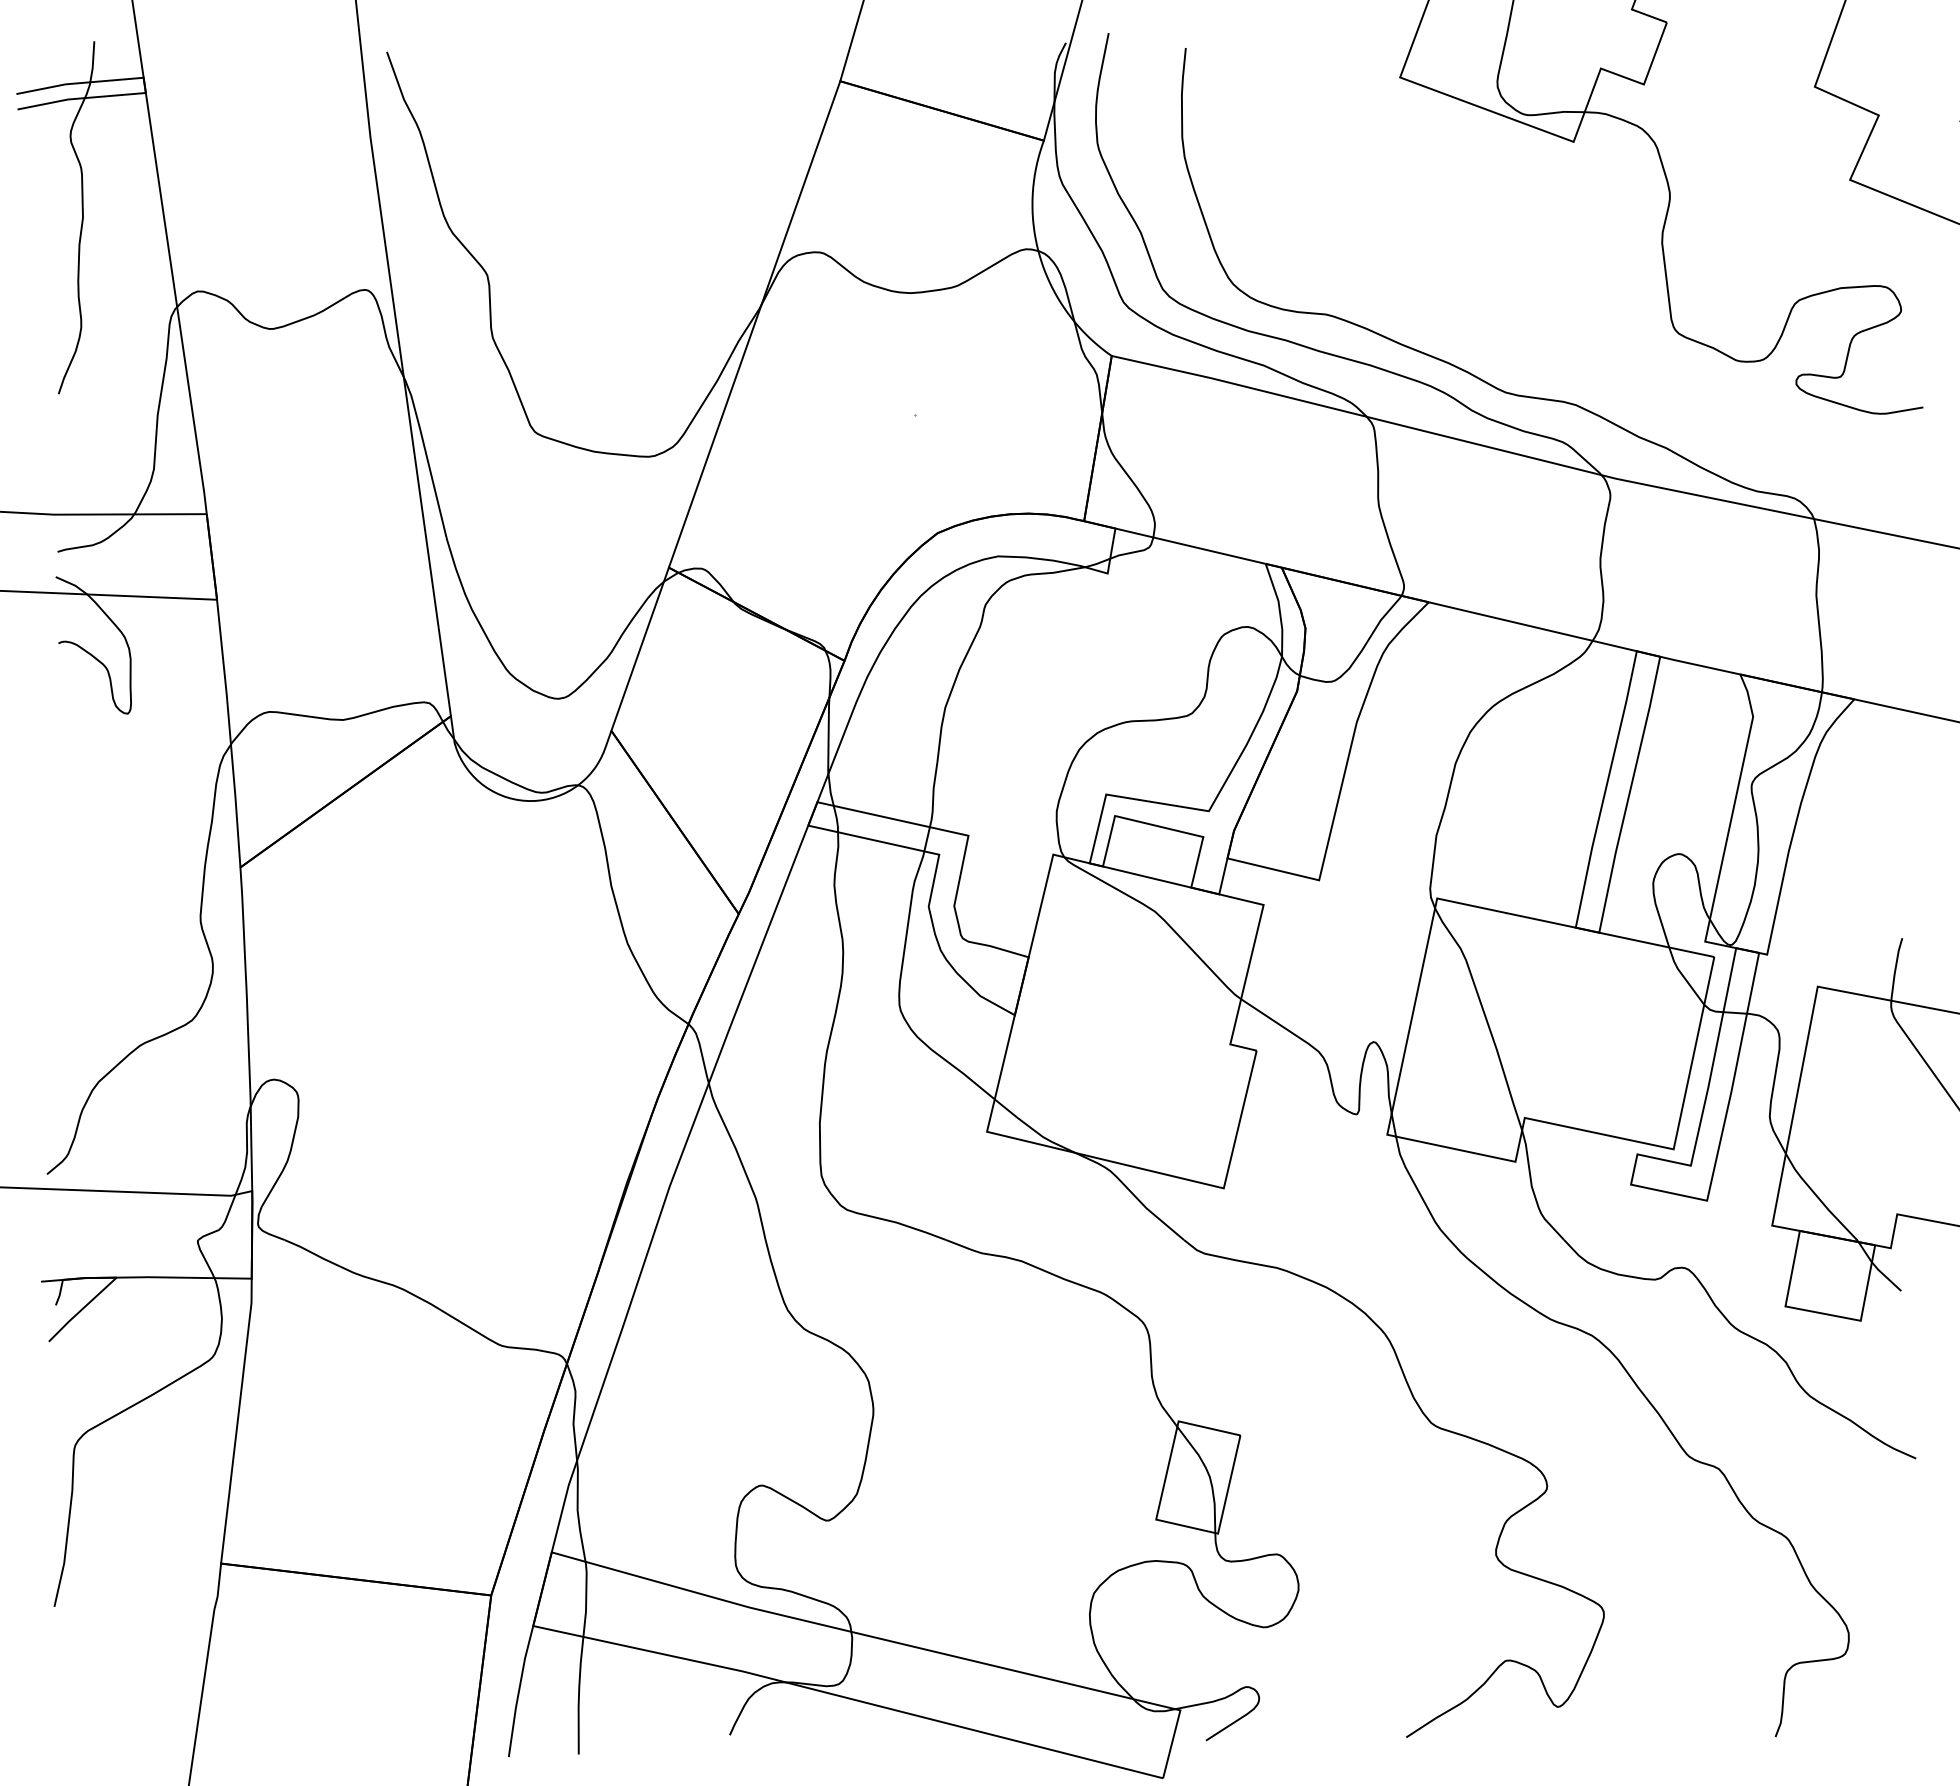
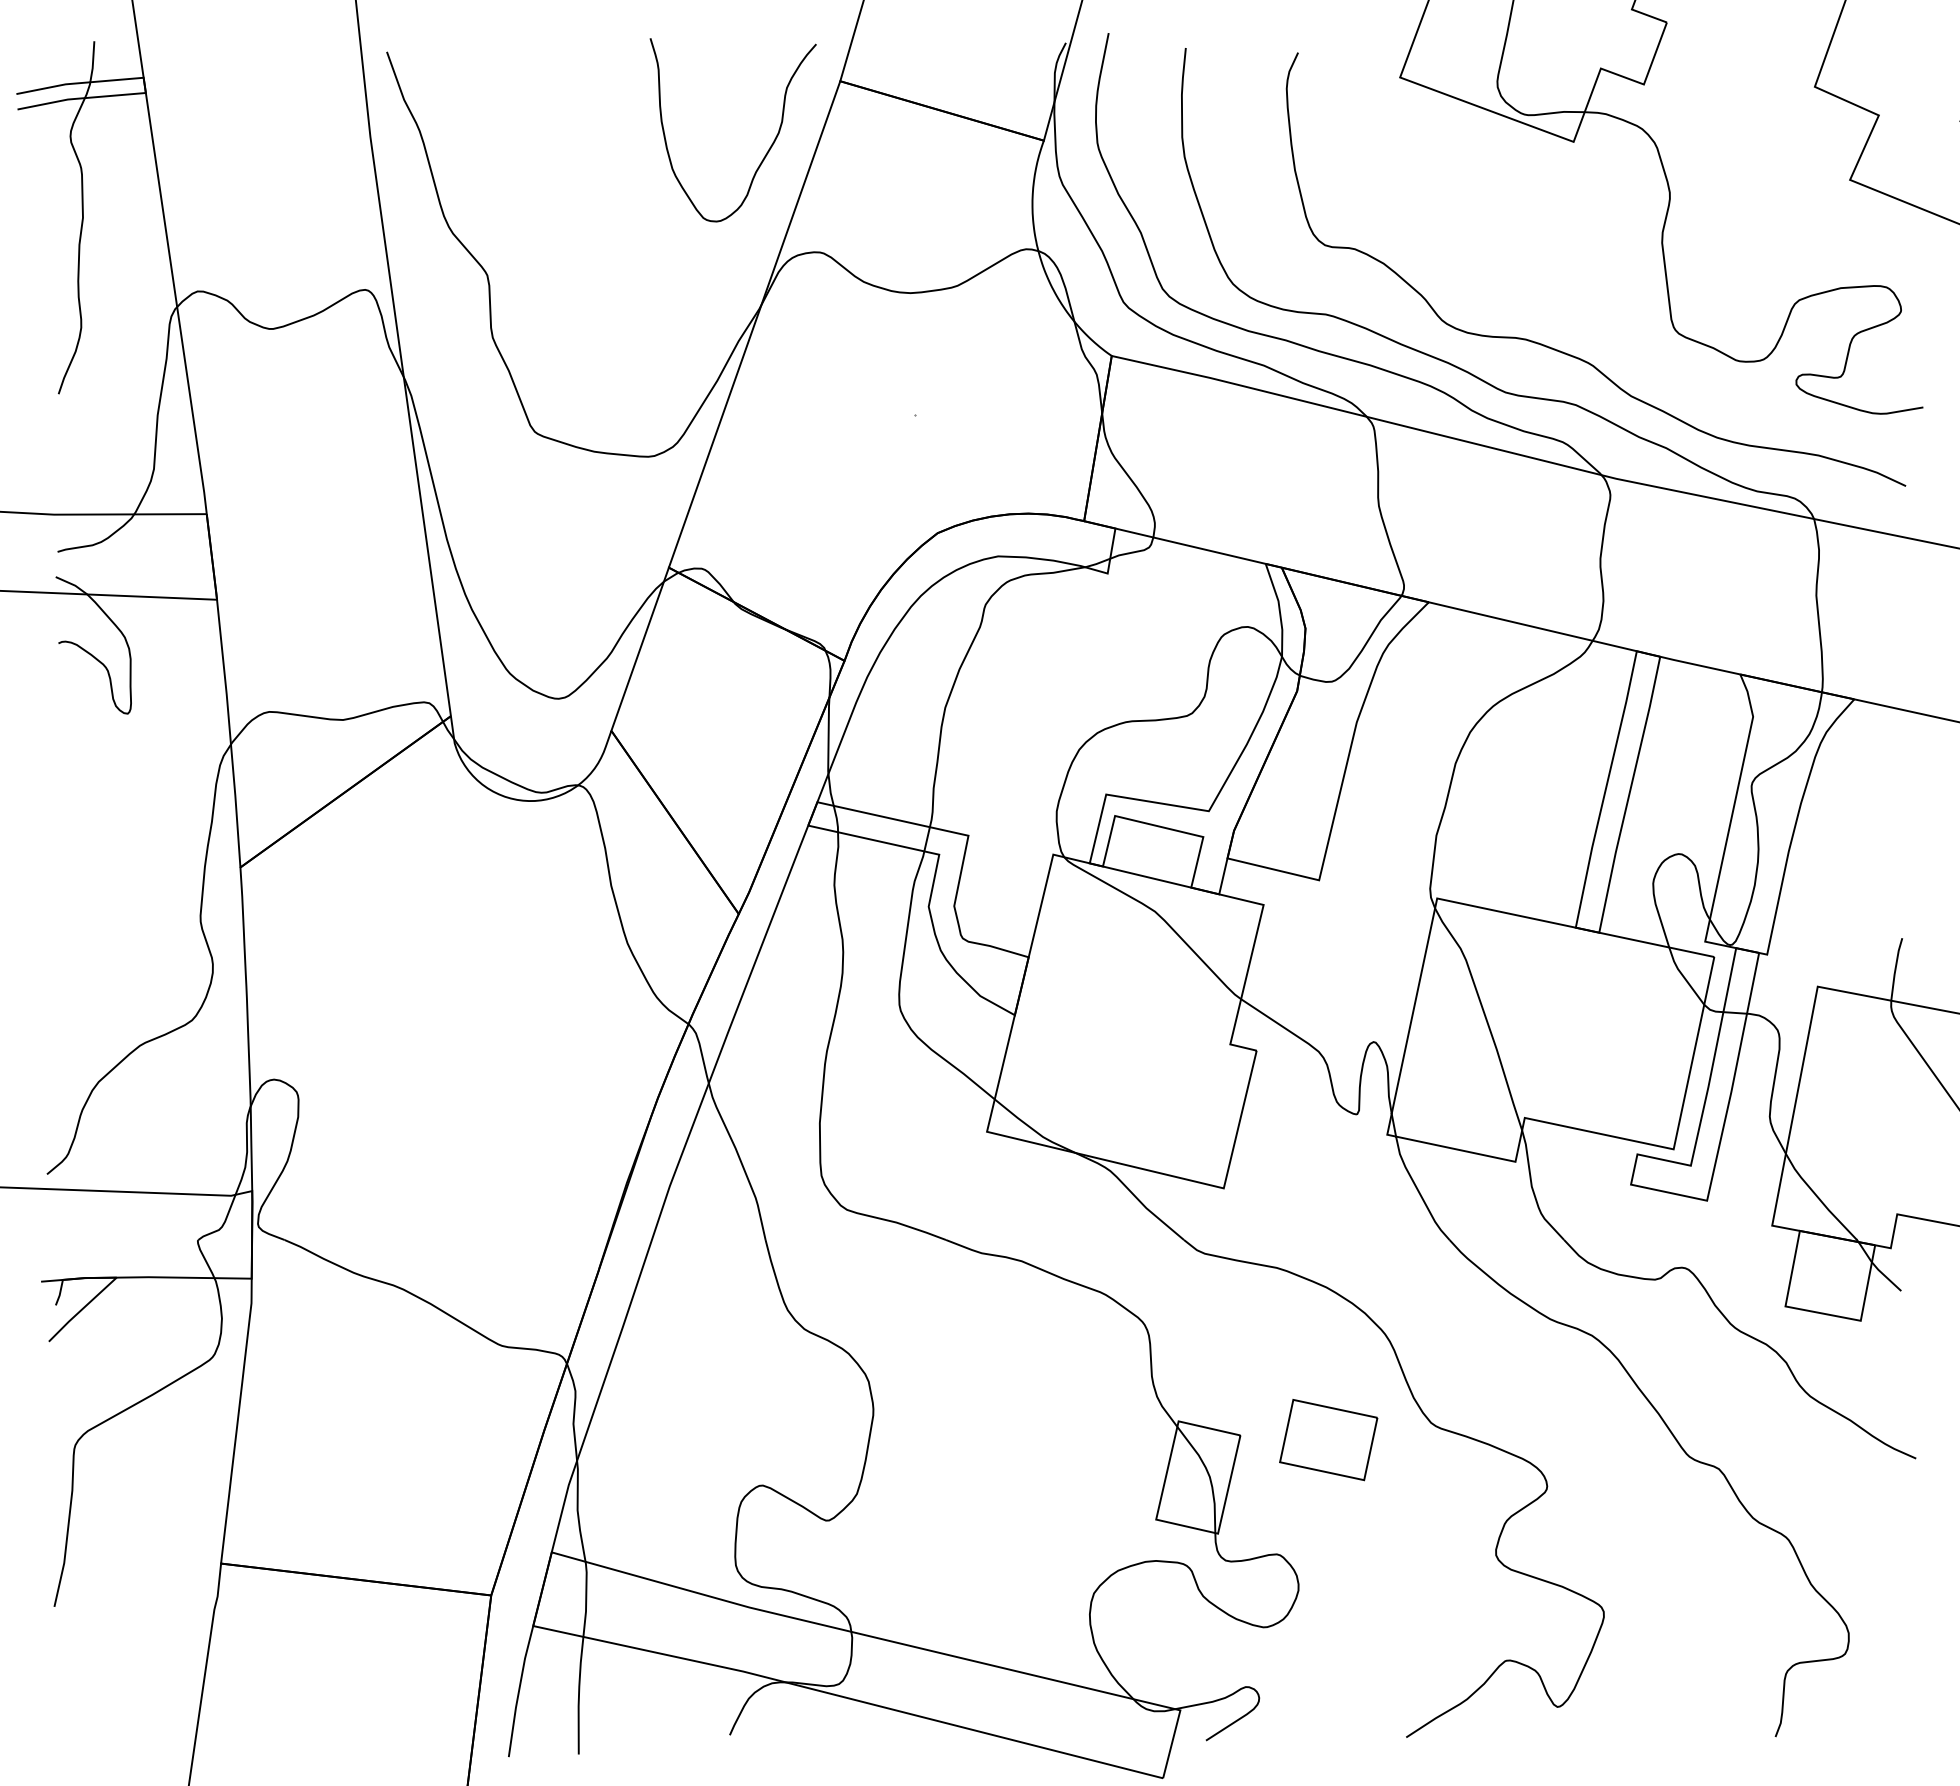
curve: none -> present (766, 152)
curve: none -> present (1563, 351)
part: none -> present (1328, 1440)
